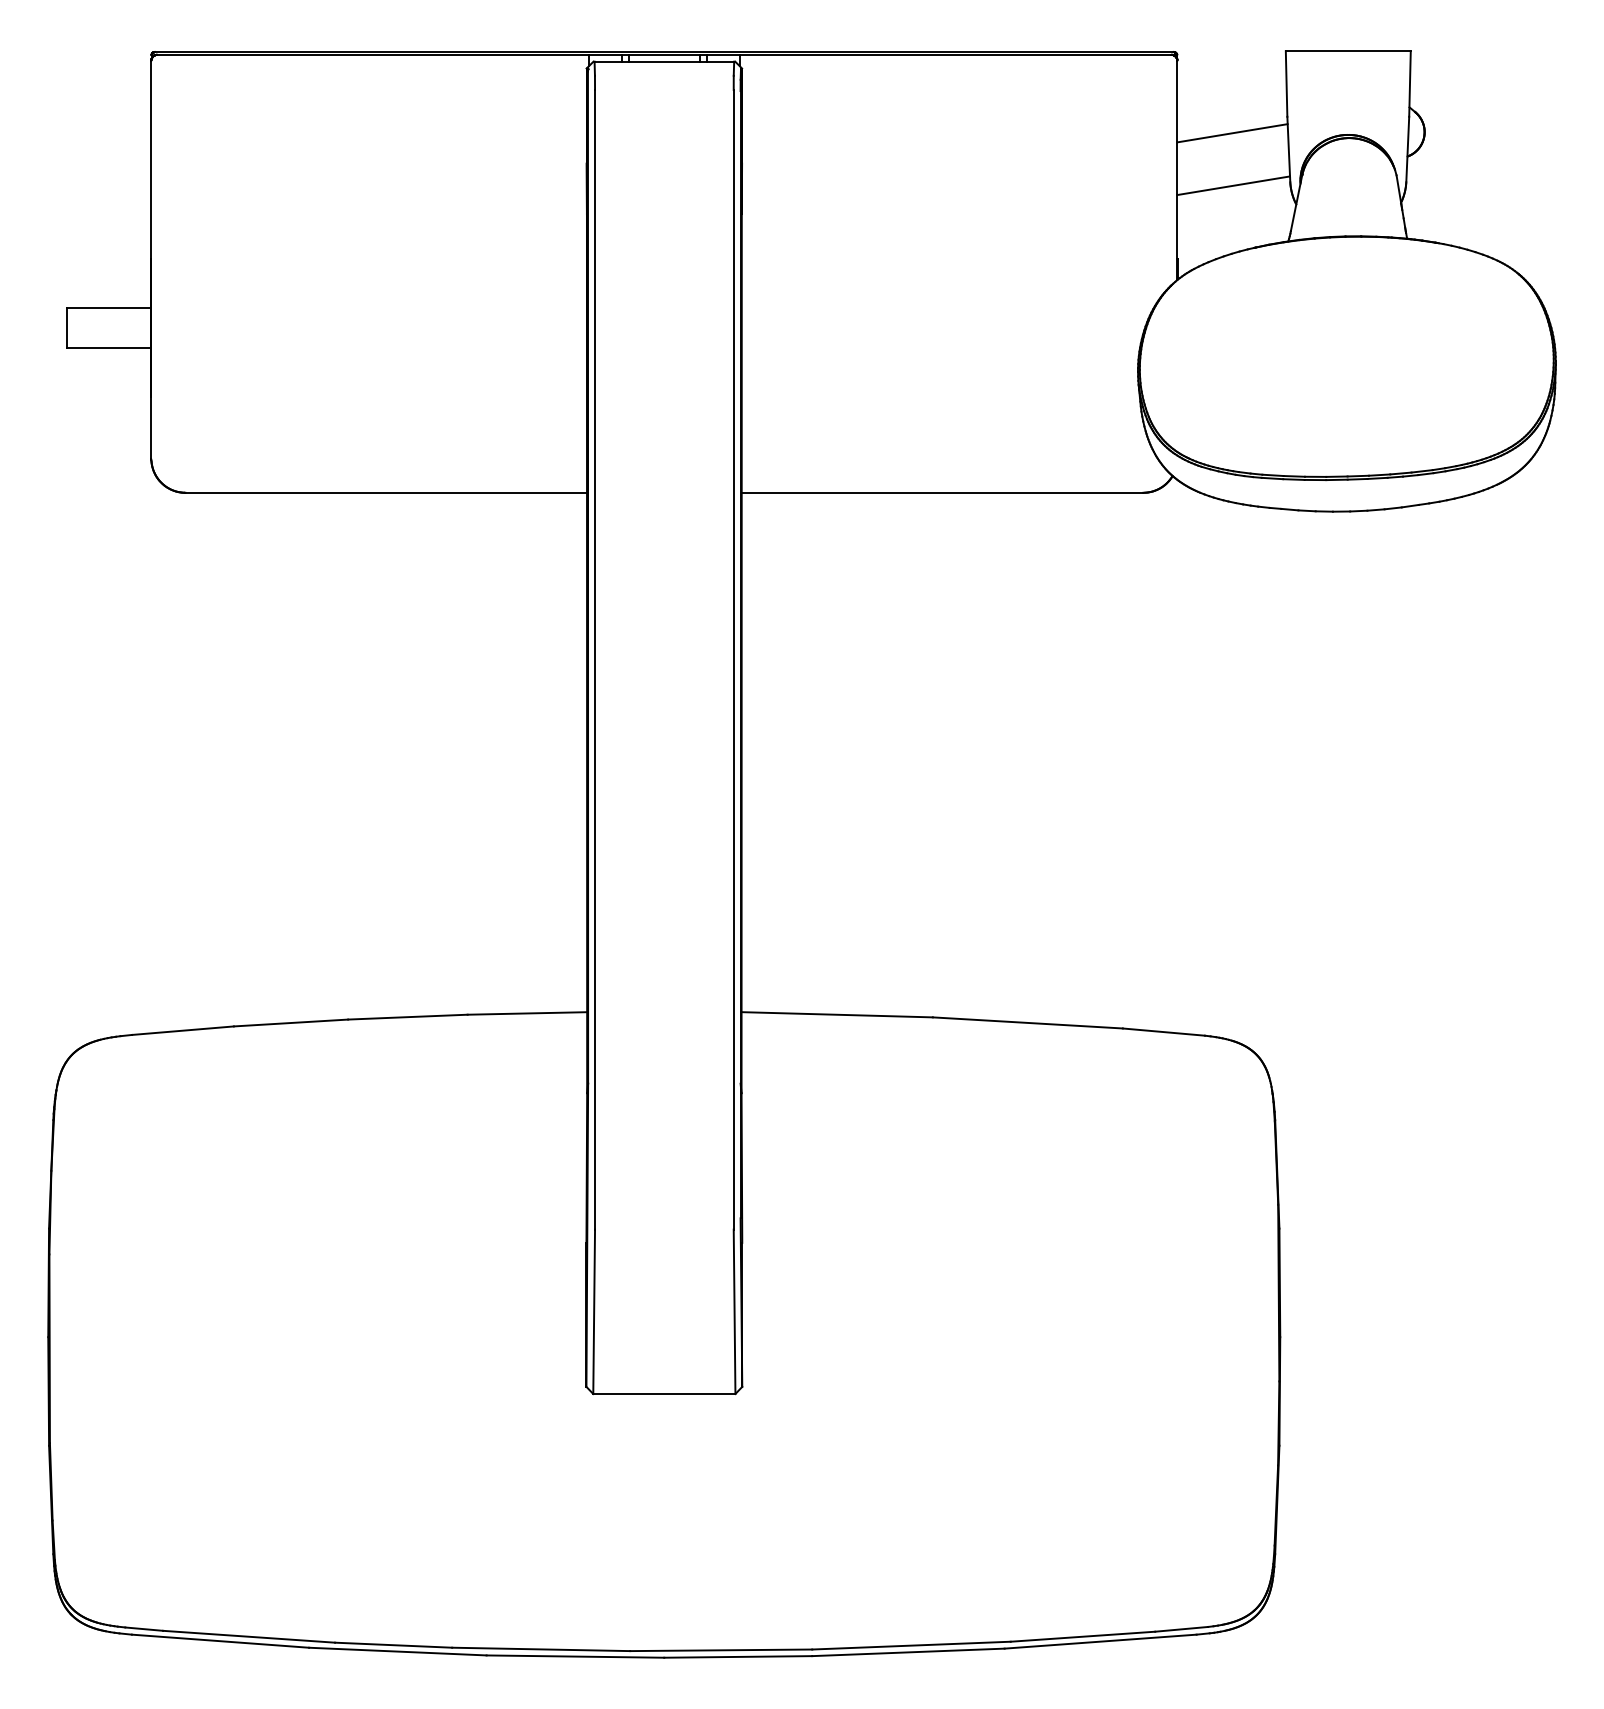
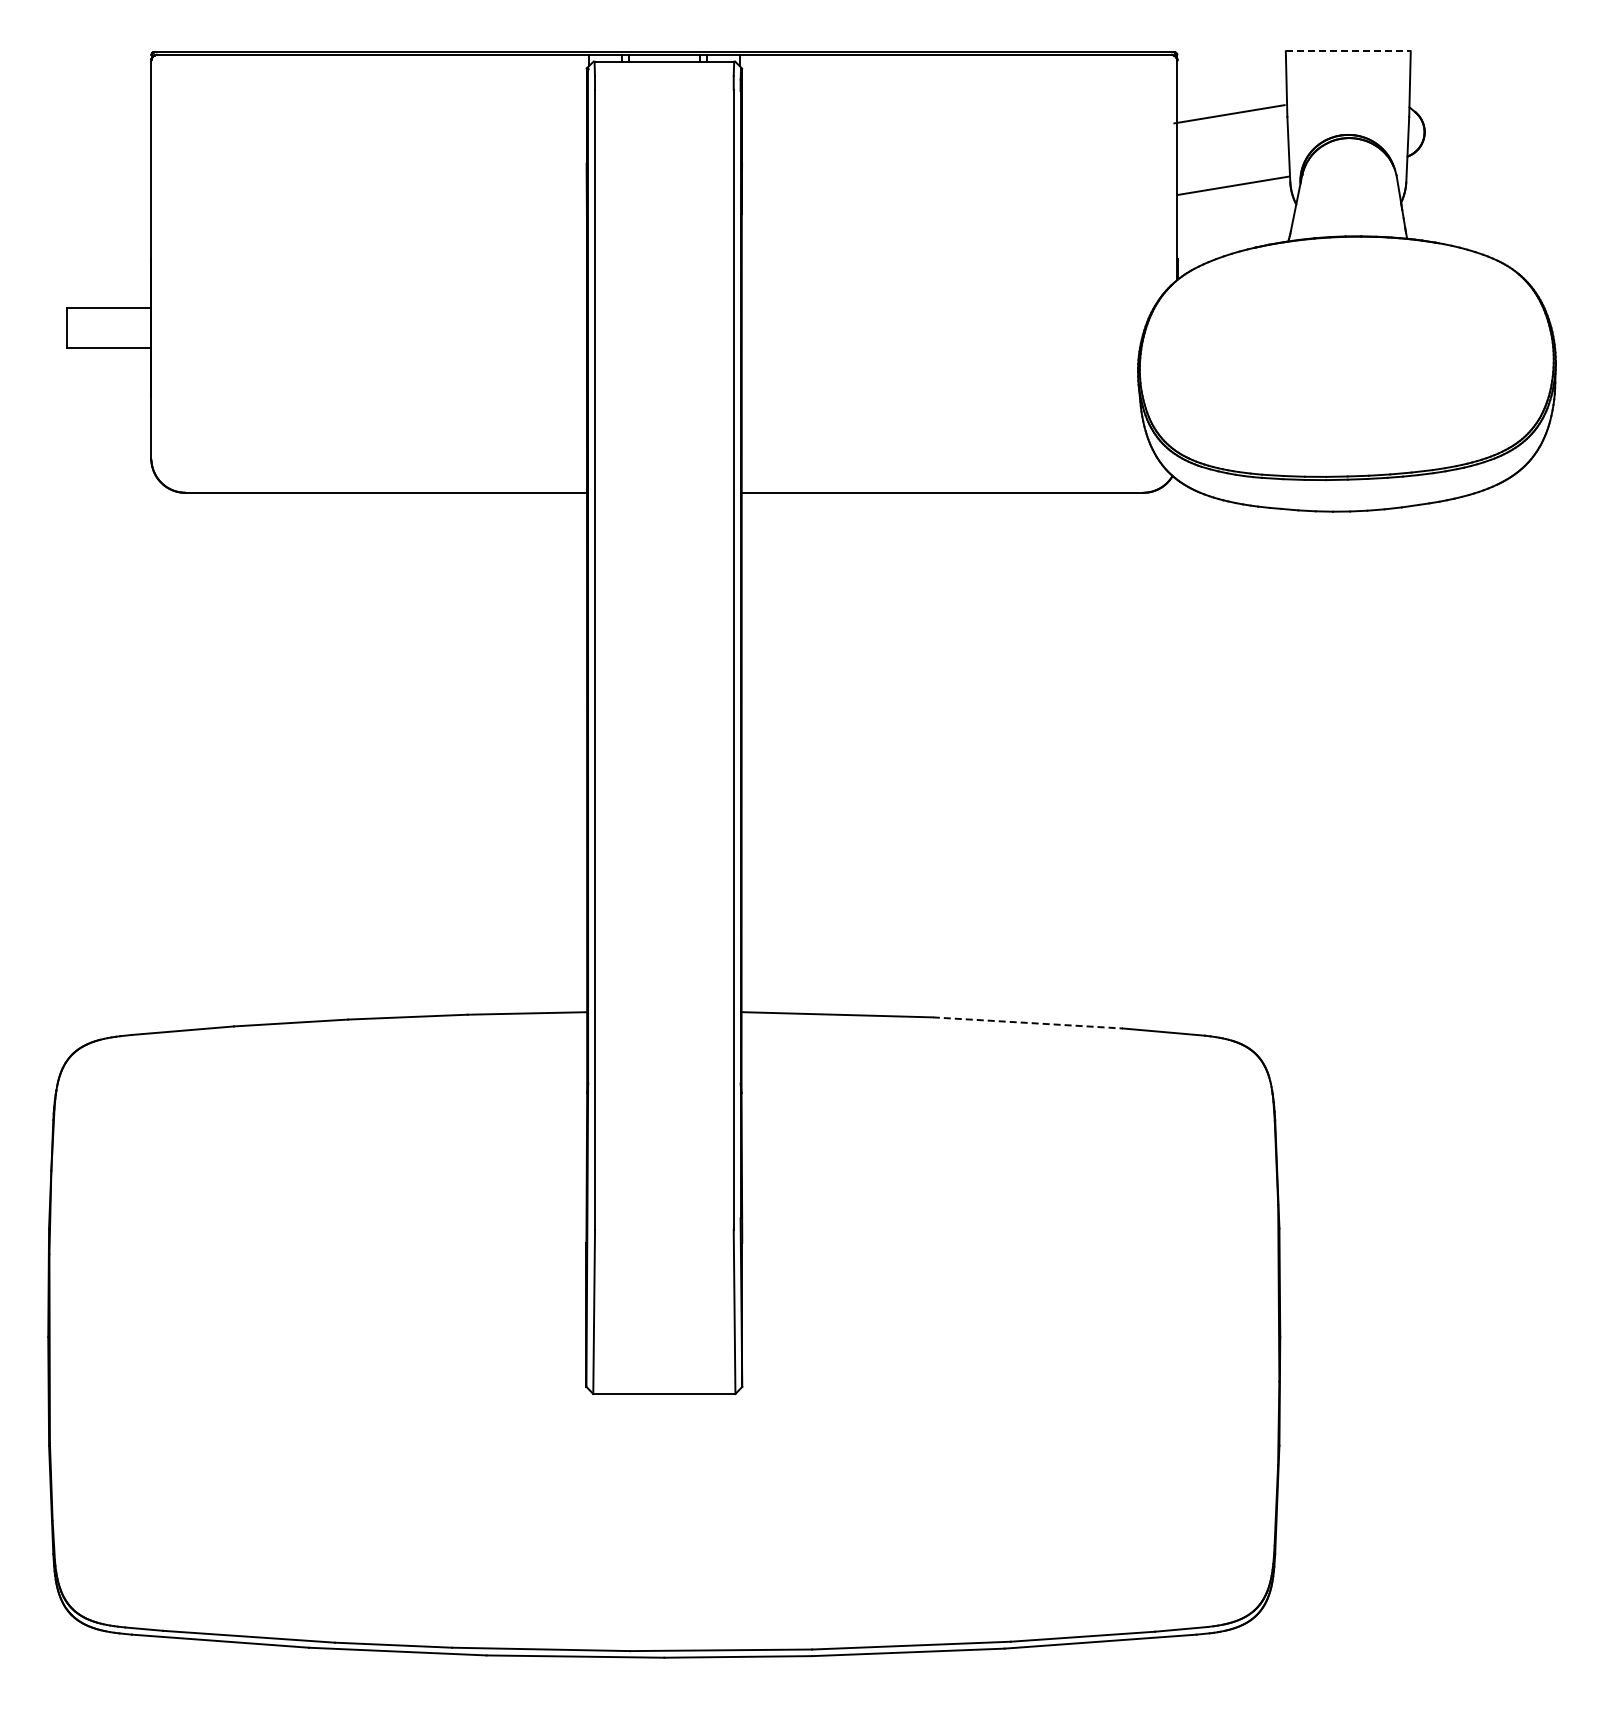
line: solid -> dashed (1348, 51)
line position: (1232, 133) -> (1229, 114) (1229, 114)
line: solid -> dashed (1028, 1022)
